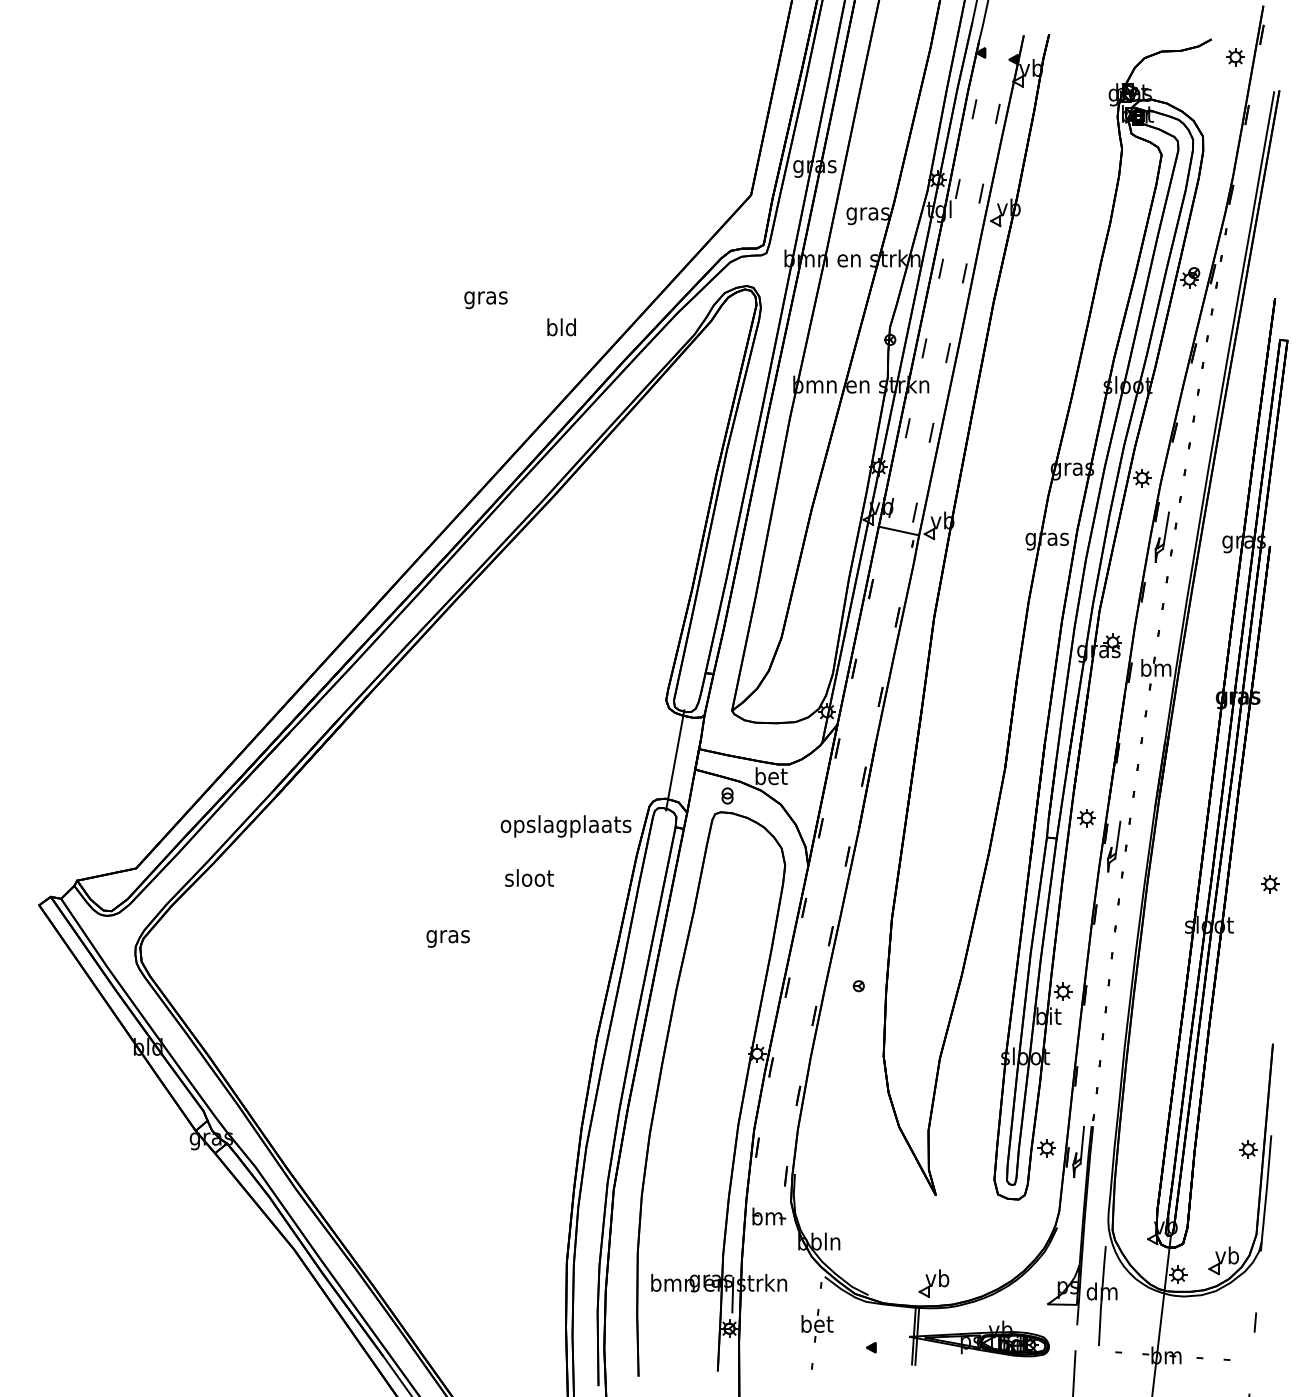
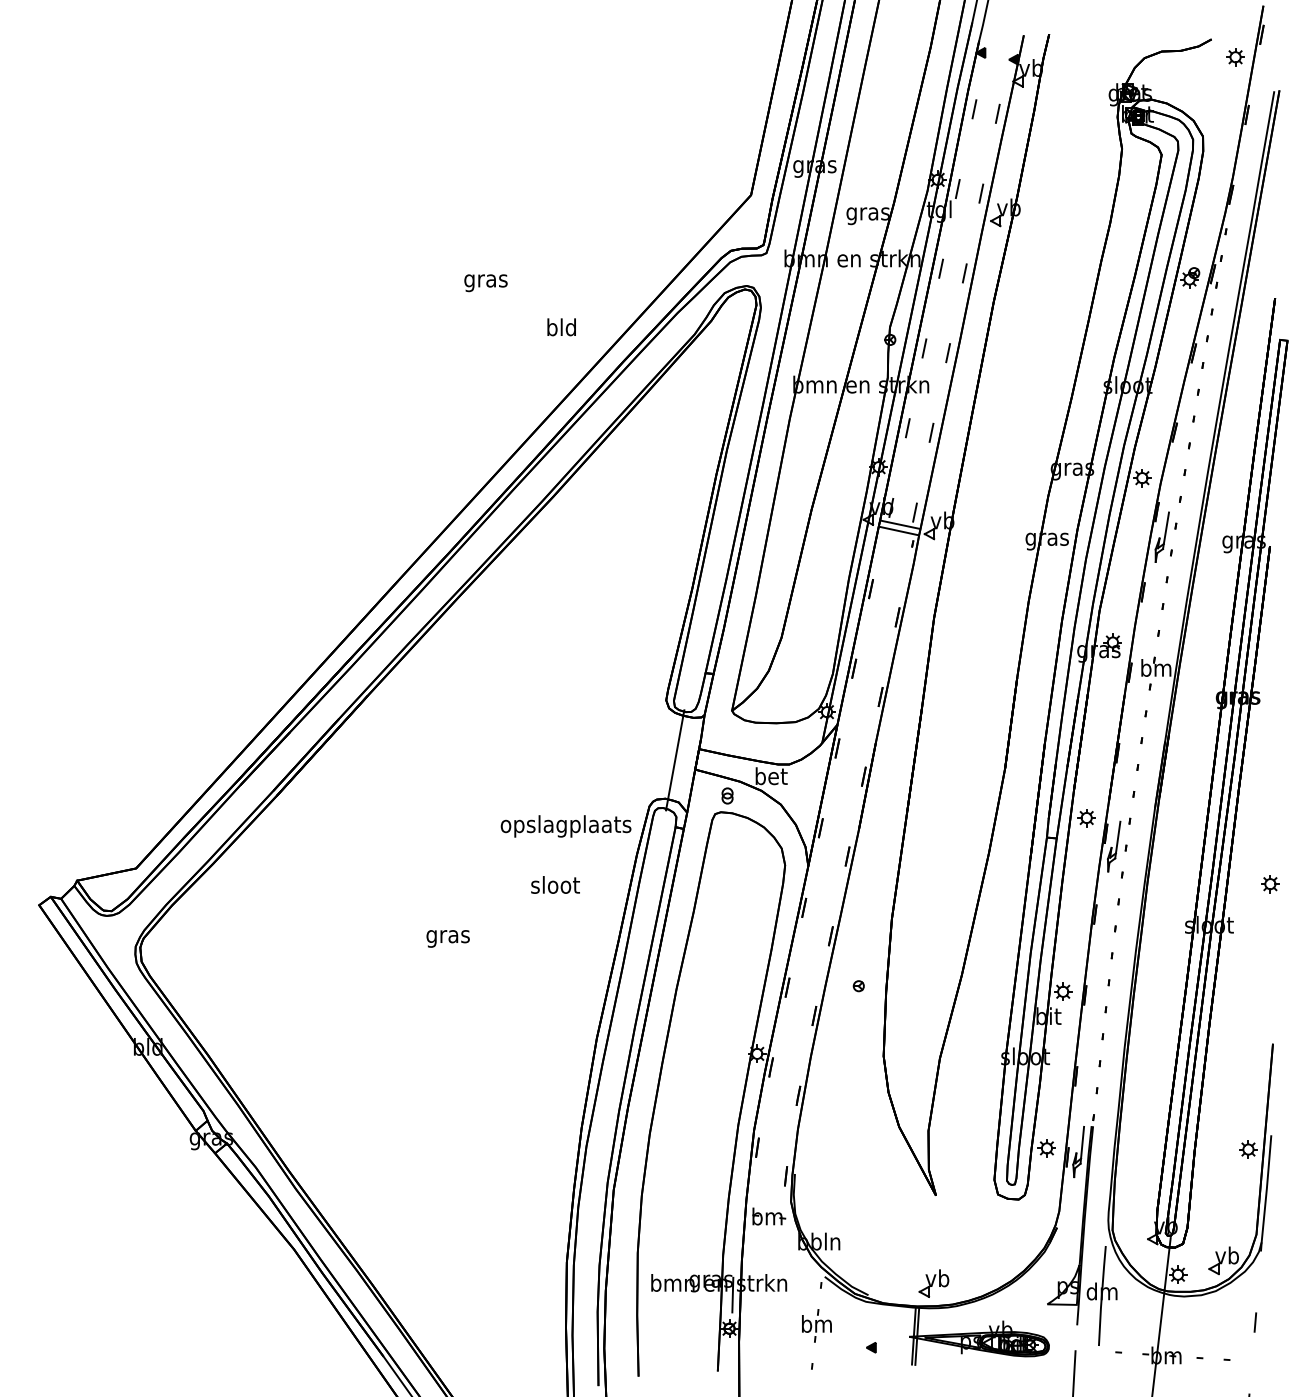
text position: (485, 300) -> (485, 283) (485, 283)
line: none -> present (899, 524)
text position: (529, 877) -> (555, 884) (555, 884)
text: bet -> bm (817, 1323)
